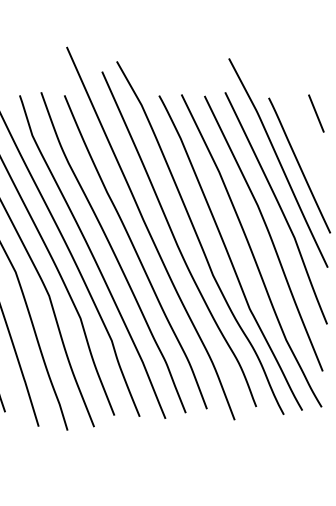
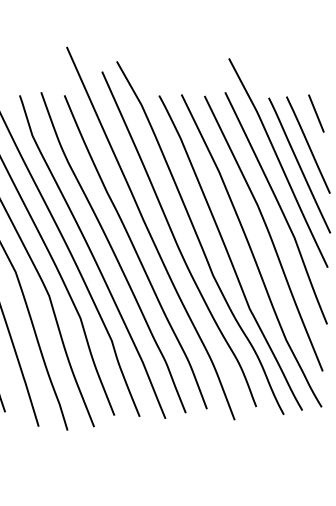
line: none -> present (308, 144)
